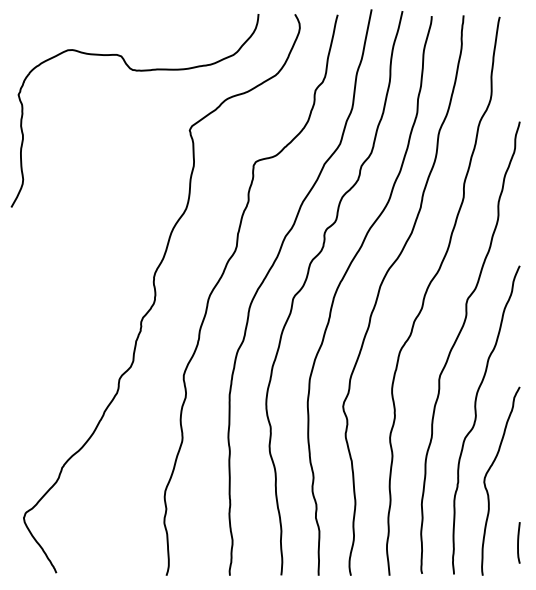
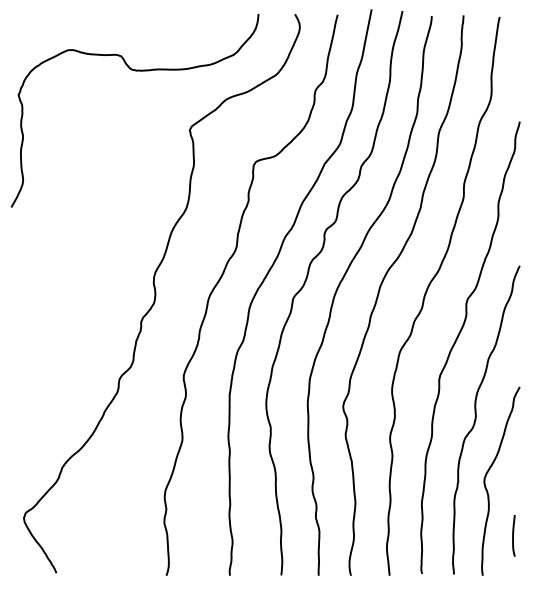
curve position: (518, 542) -> (513, 535) (513, 535)
